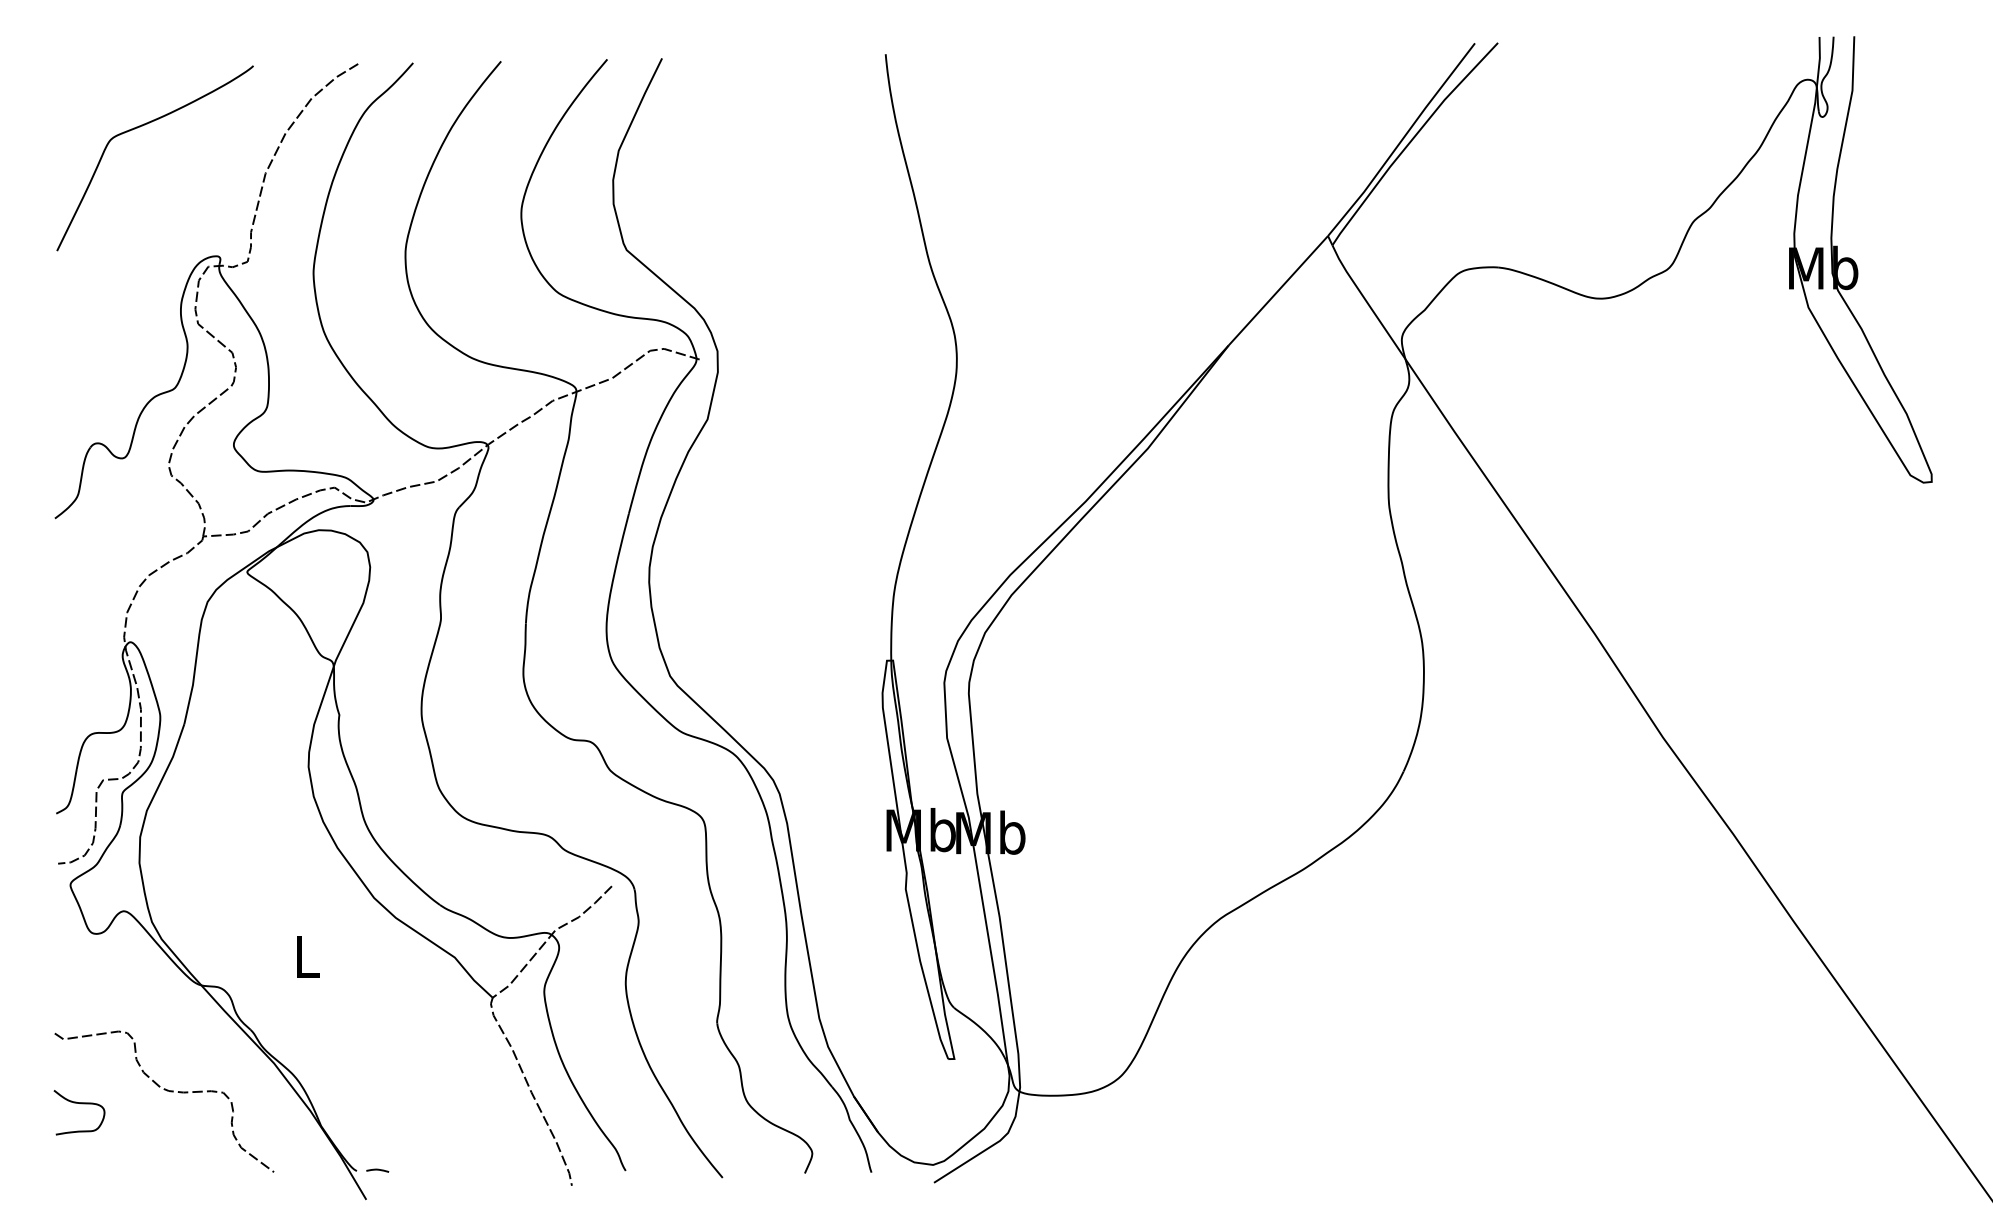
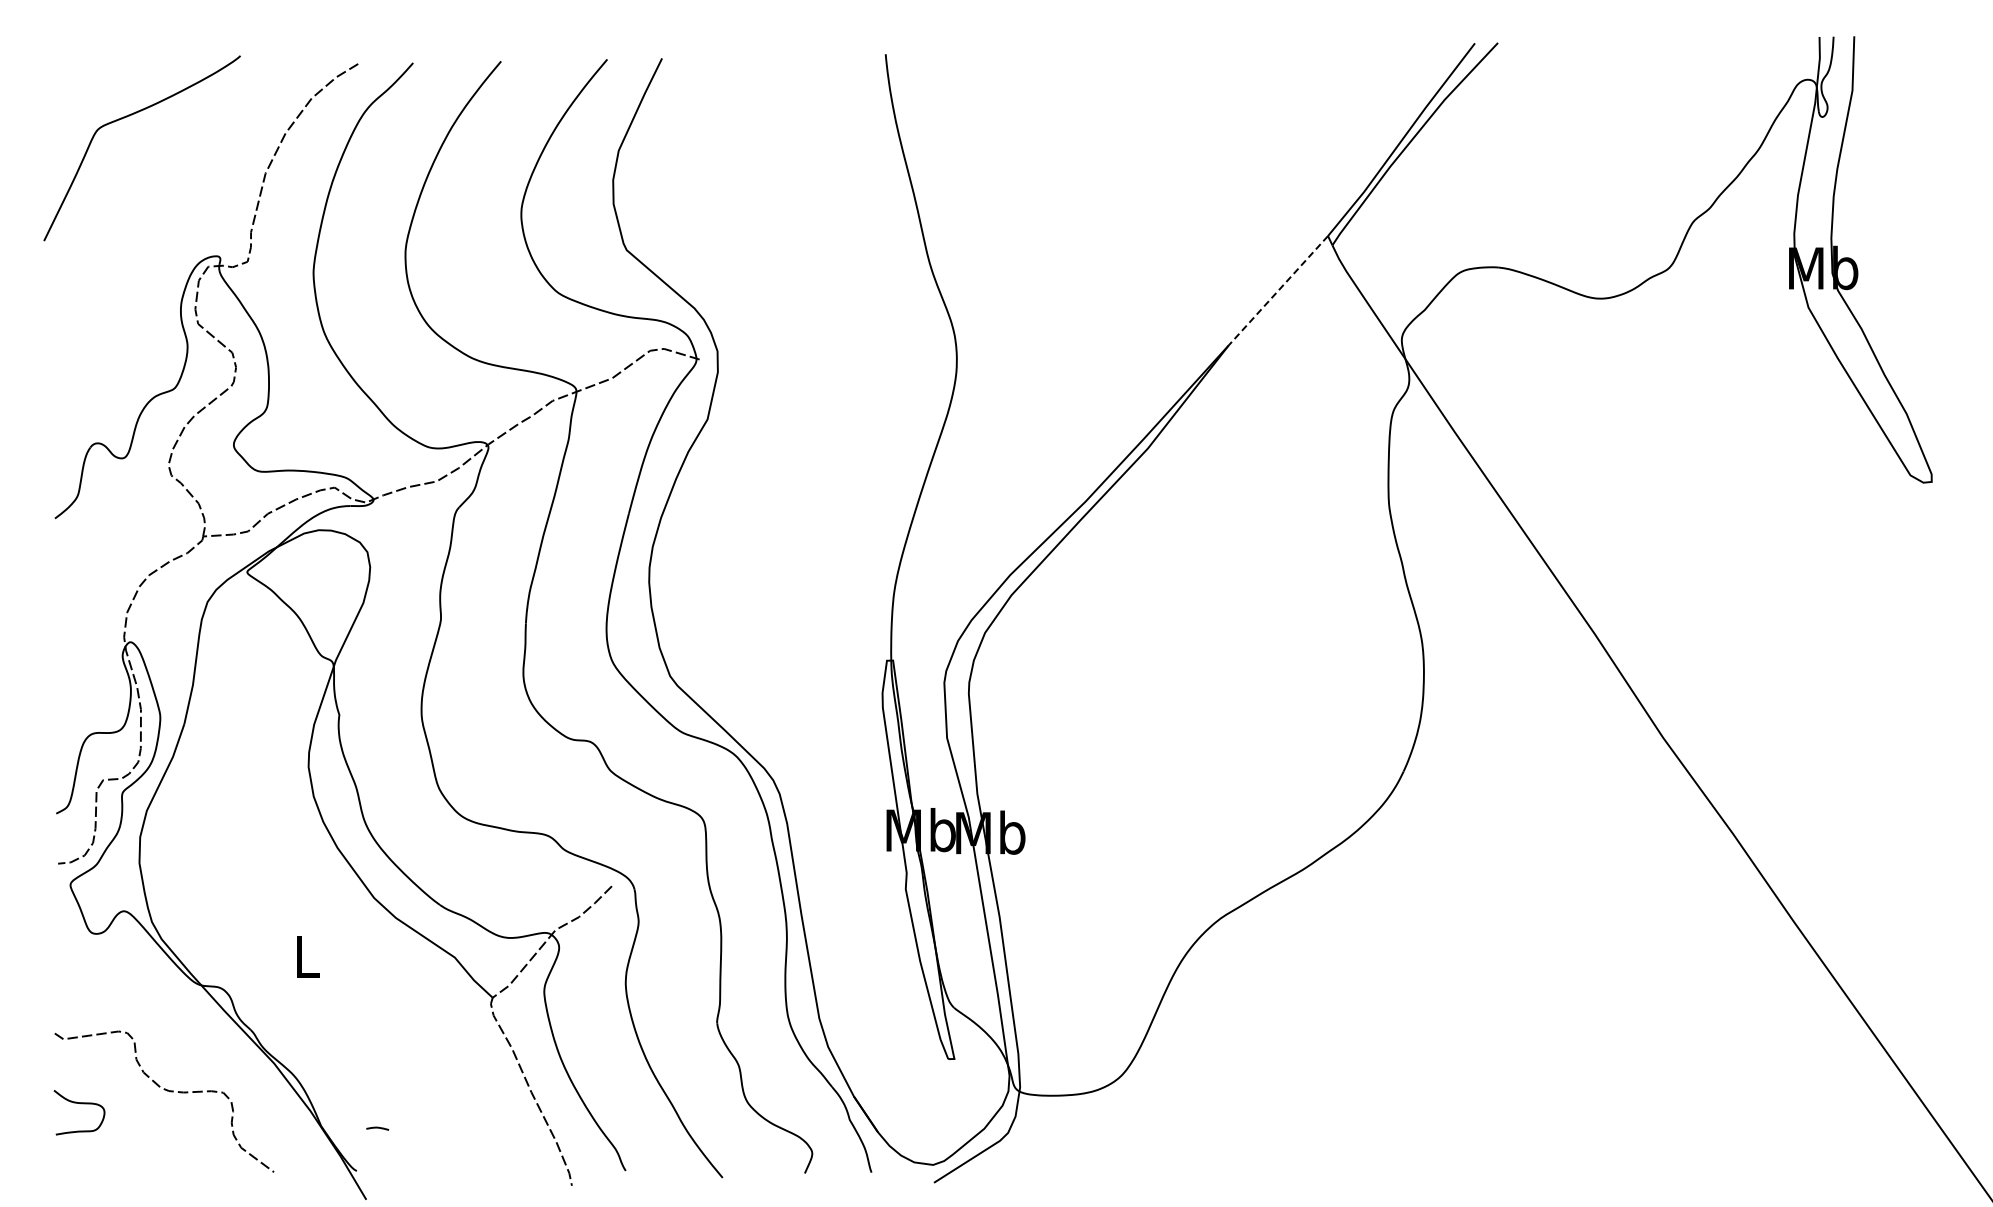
curve position: (140, 127) -> (127, 117) (127, 117)
line: solid -> dashed (1278, 290)
curve position: (377, 1170) -> (377, 1128) (377, 1128)
